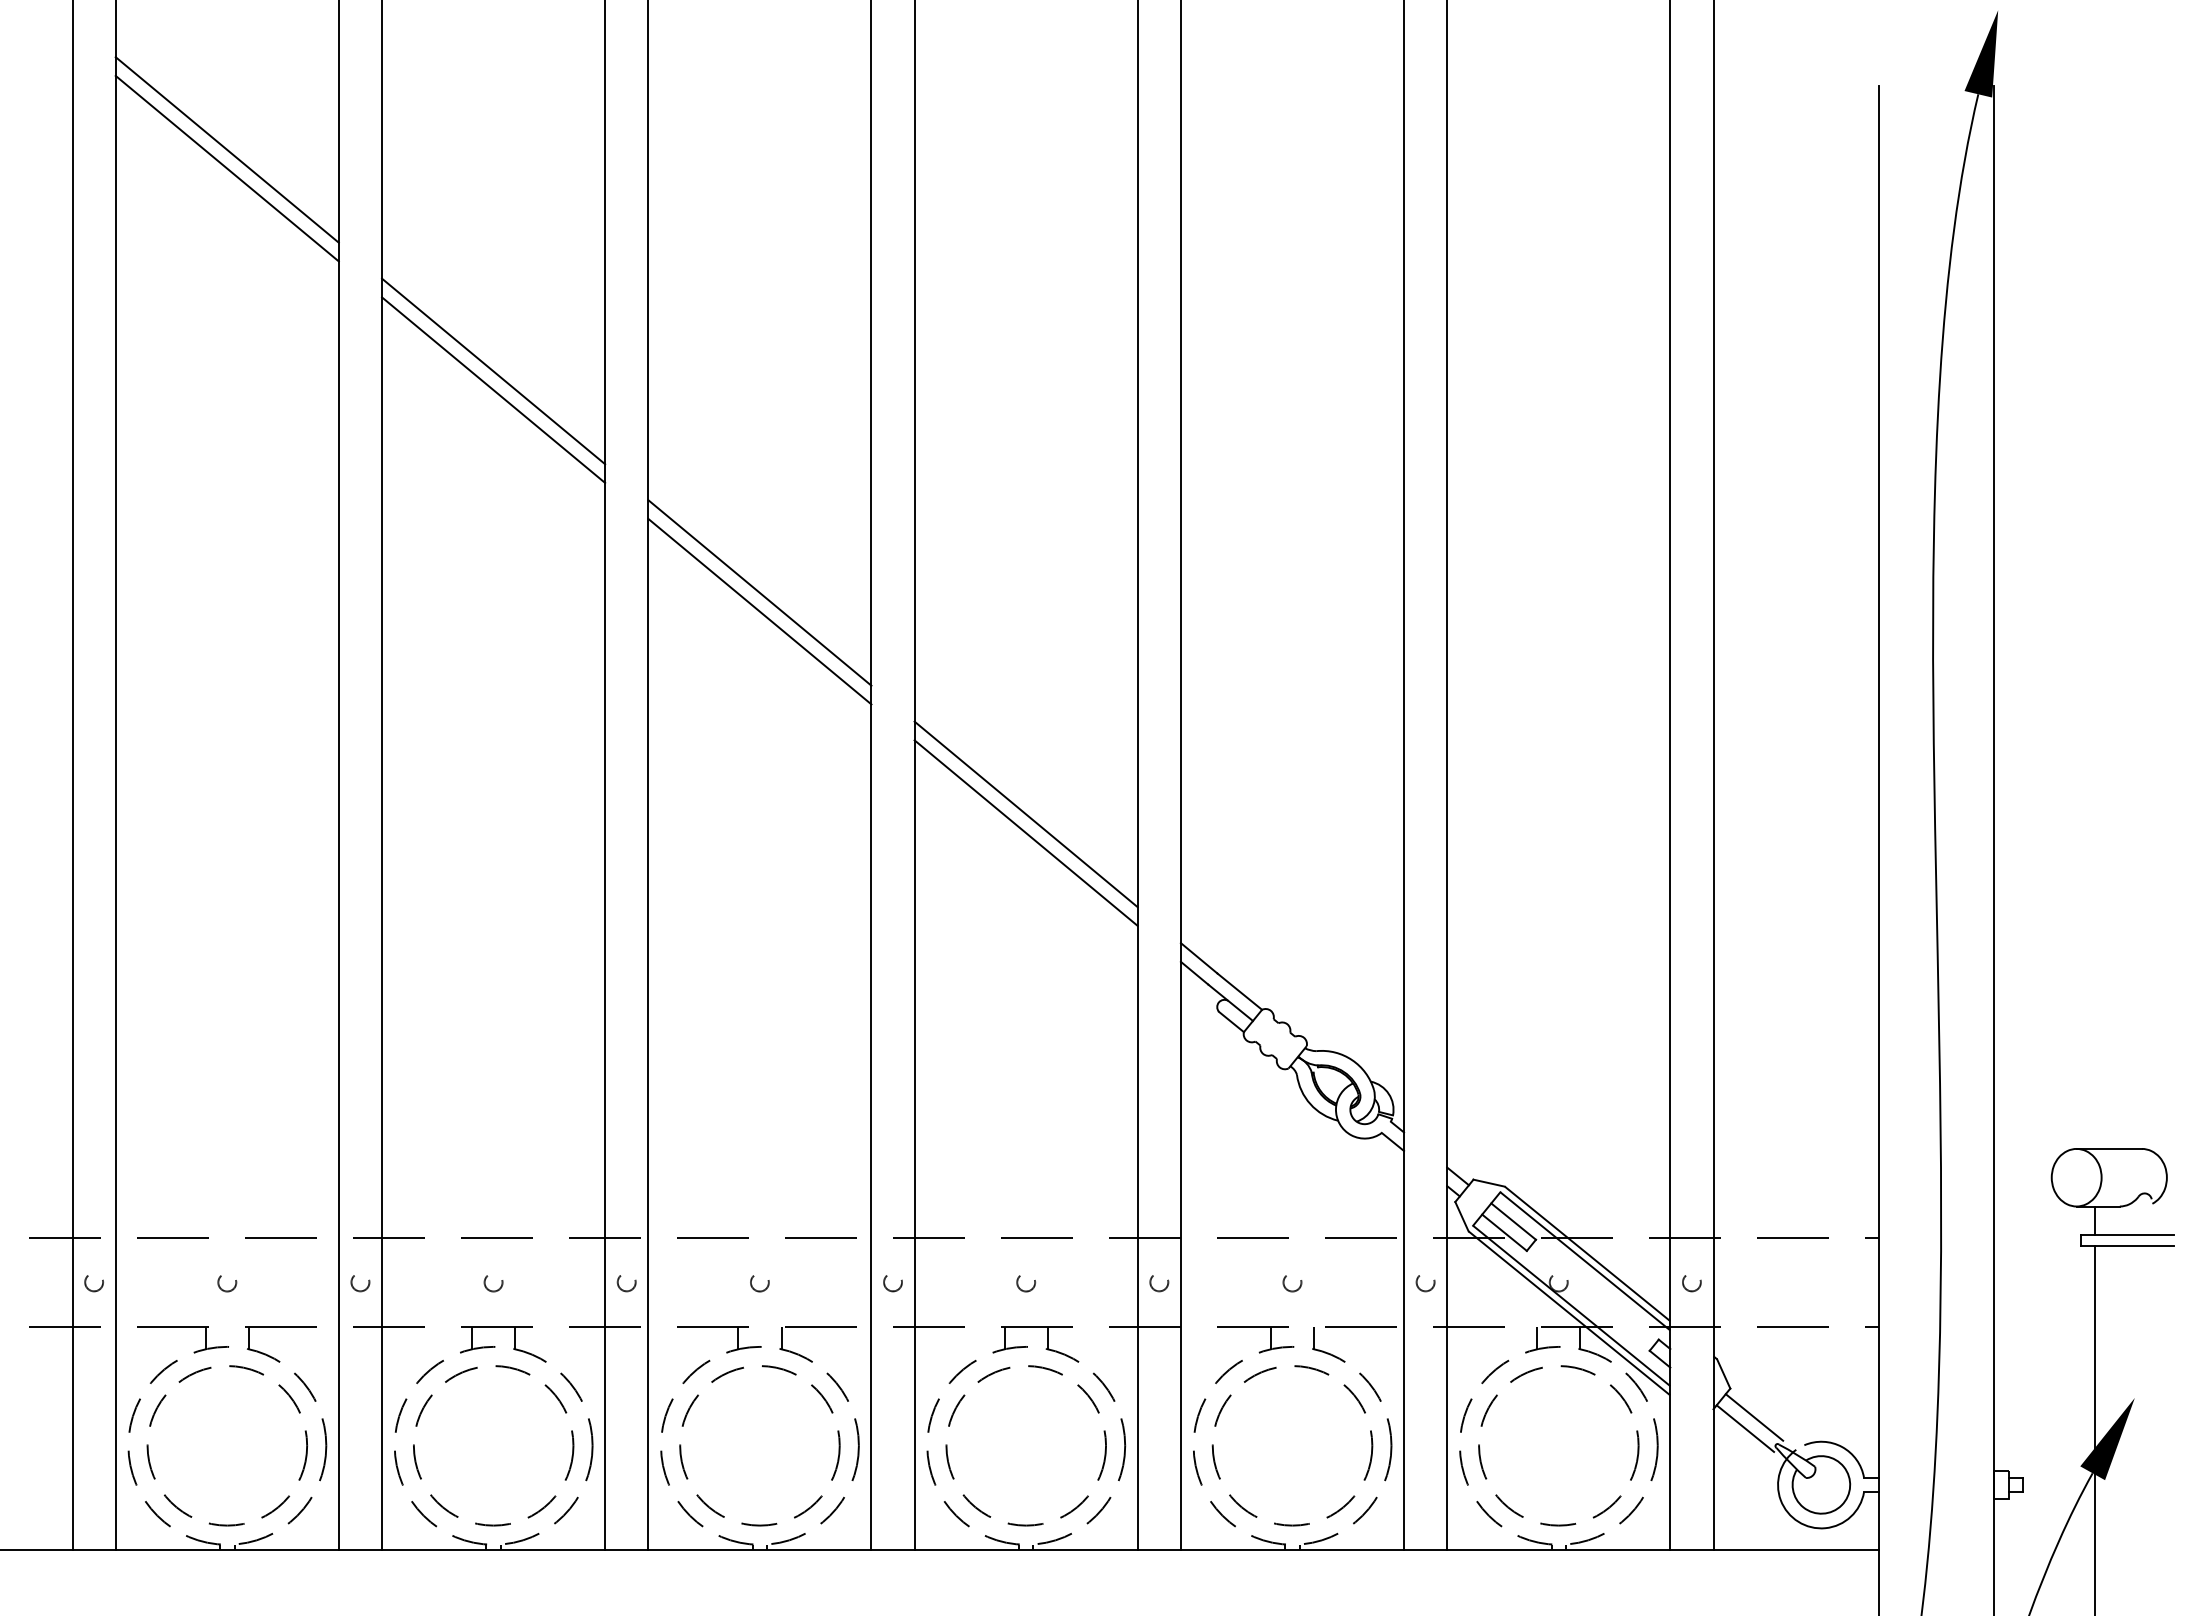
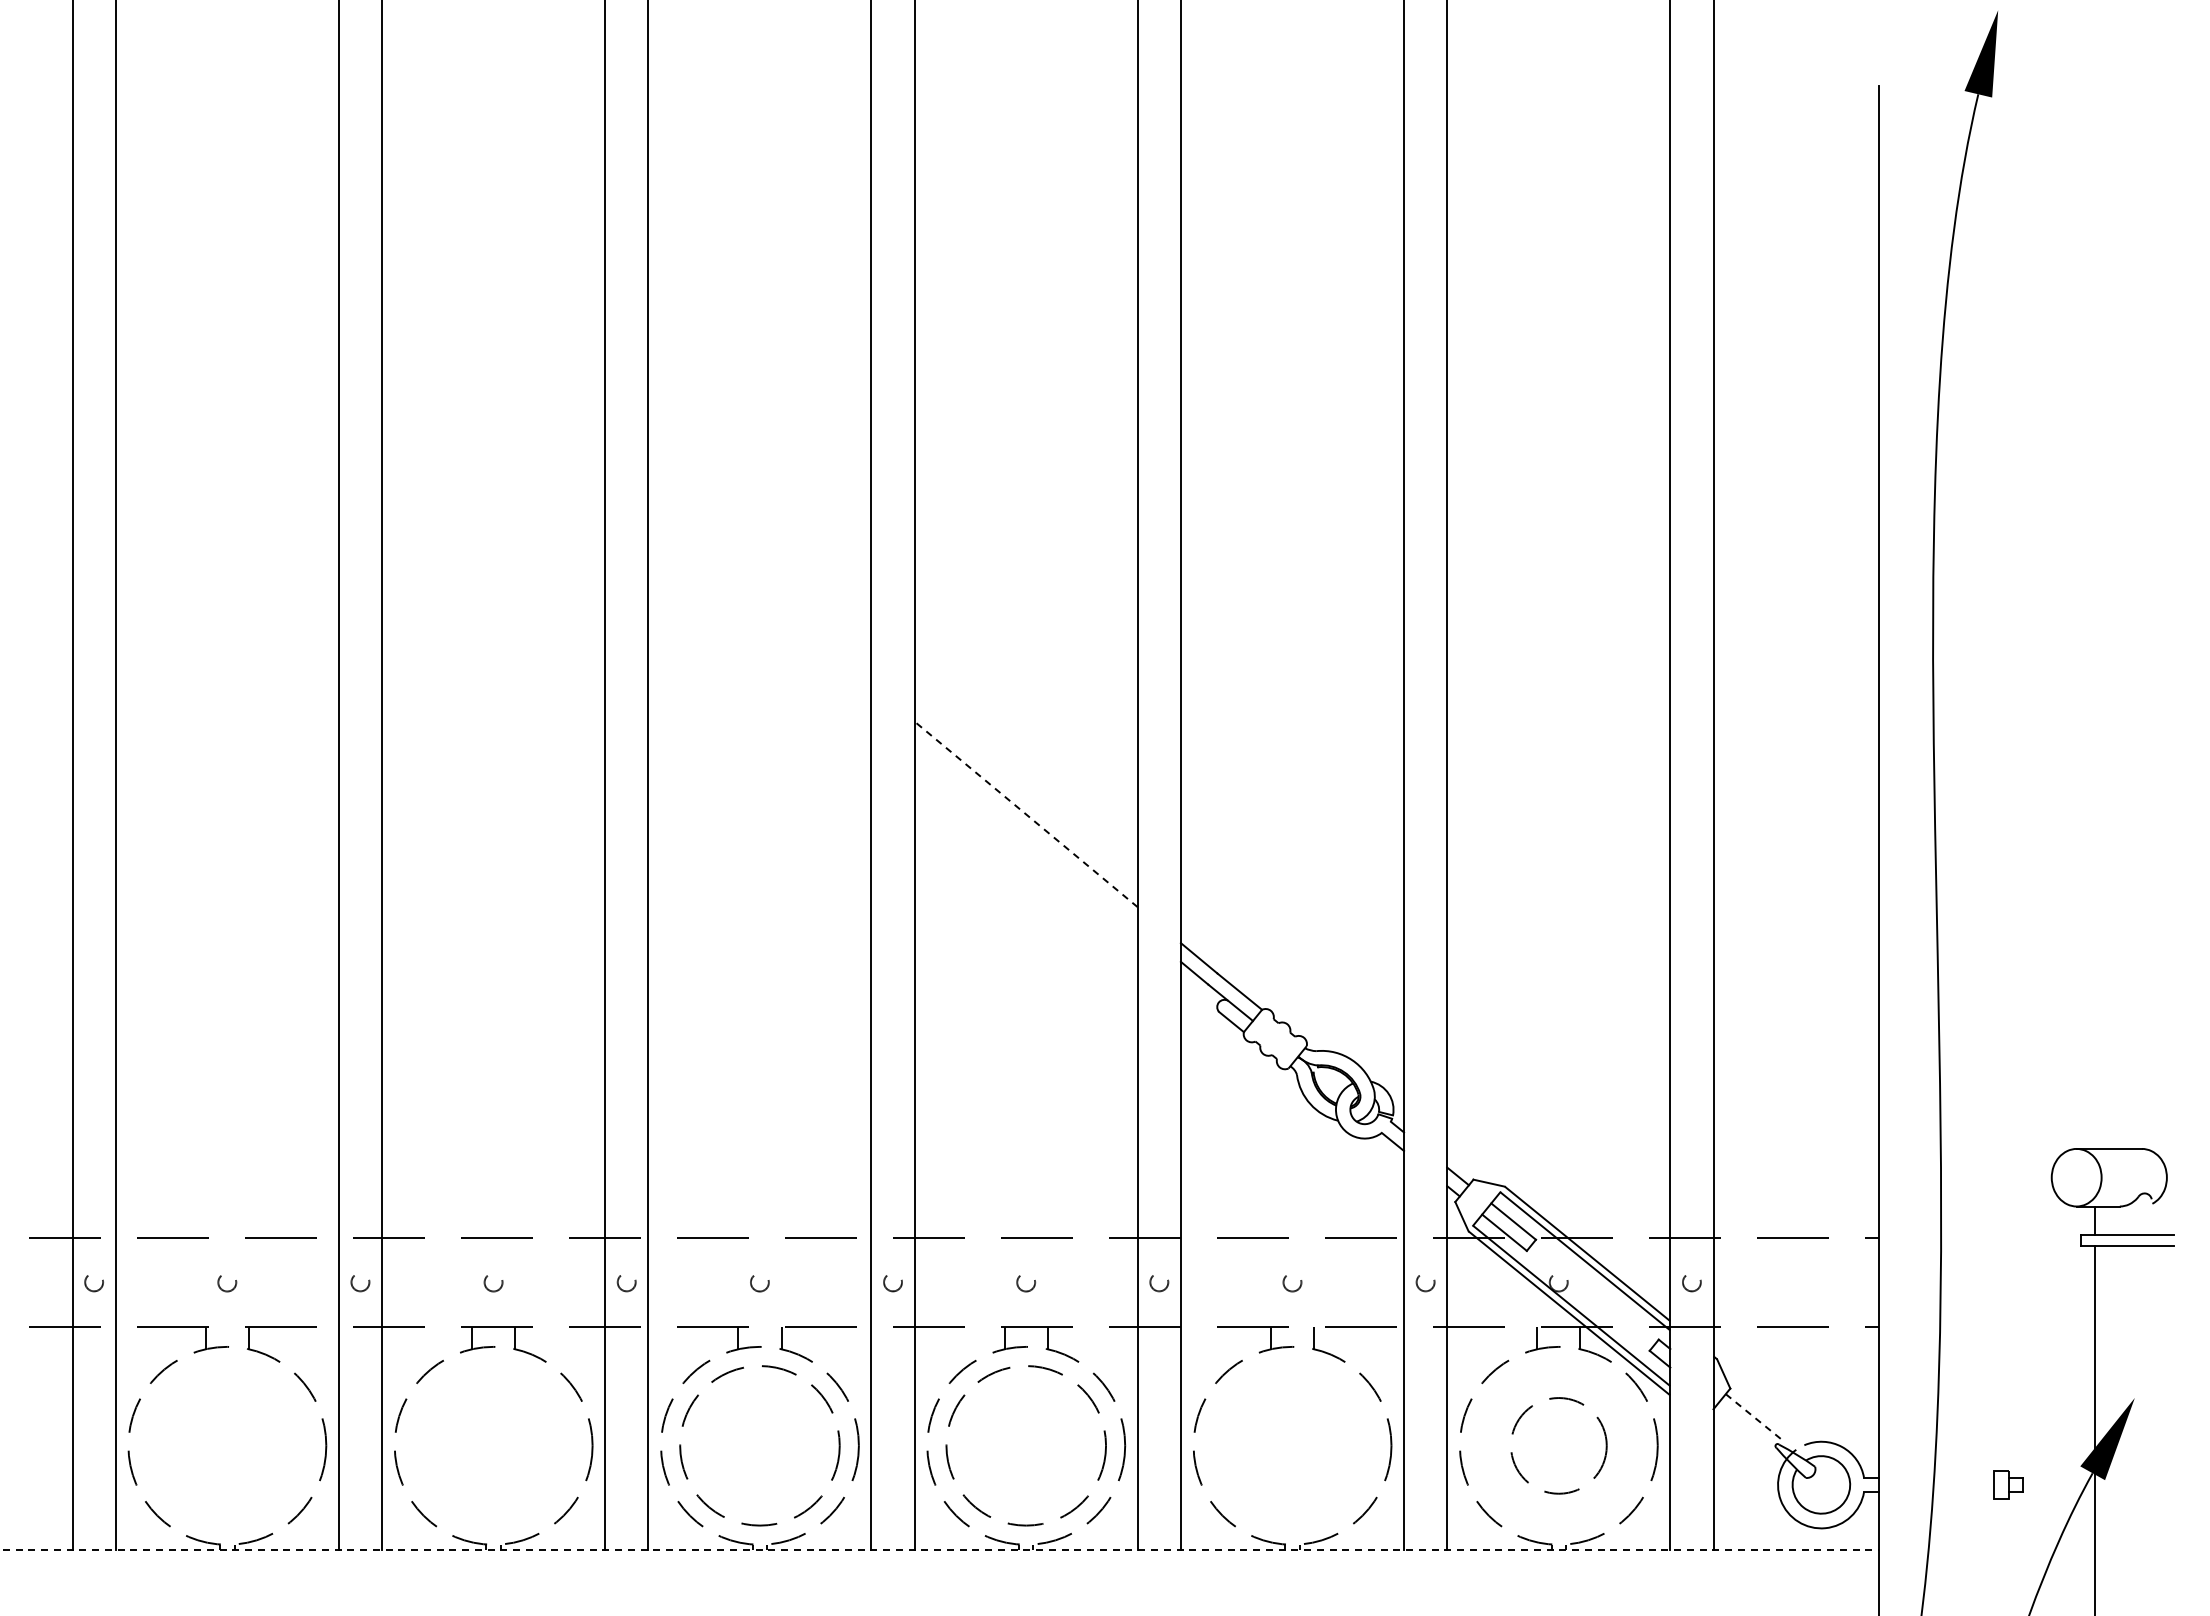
line: present -> none (226, 149)
line: present -> none (226, 168)
line: present -> none (493, 371)
line: present -> none (493, 389)
line: present -> none (759, 592)
line: present -> none (759, 611)
line: solid -> dashed (1025, 814)
line: present -> none (1025, 832)
line: present -> none (1994, 849)
line: solid -> dashed (1754, 1417)
line: present -> none (1745, 1428)
circle: present -> none (226, 1445)
circle: present -> none (493, 1445)
circle: present -> none (1292, 1445)
circle size: 162x162 px -> 98x98 px (1558, 1445)
line: solid -> dashed (940, 1549)
